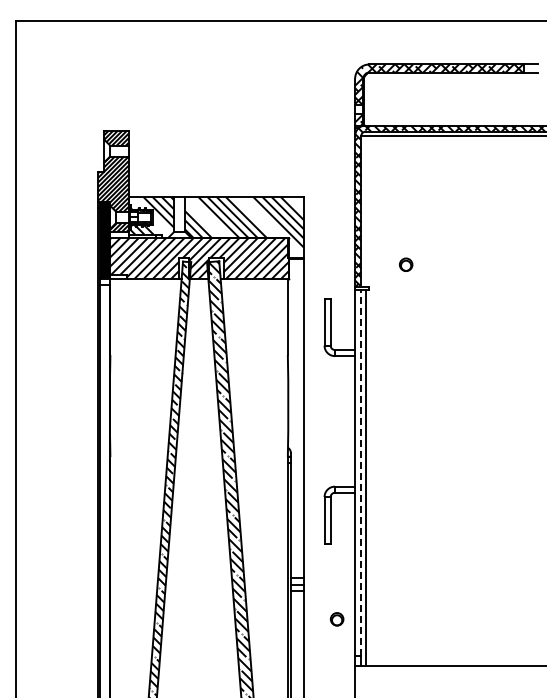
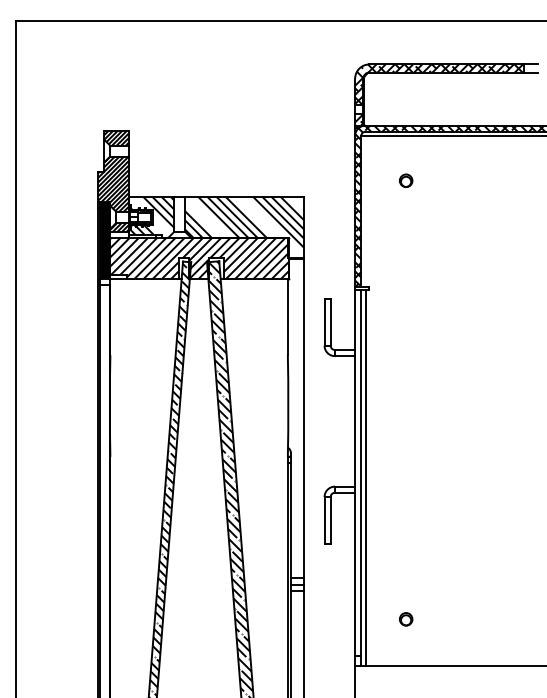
part position: (406, 264) -> (406, 180) (406, 180)
line: dashed -> solid (361, 472)
part position: (337, 619) -> (406, 619) (406, 619)
